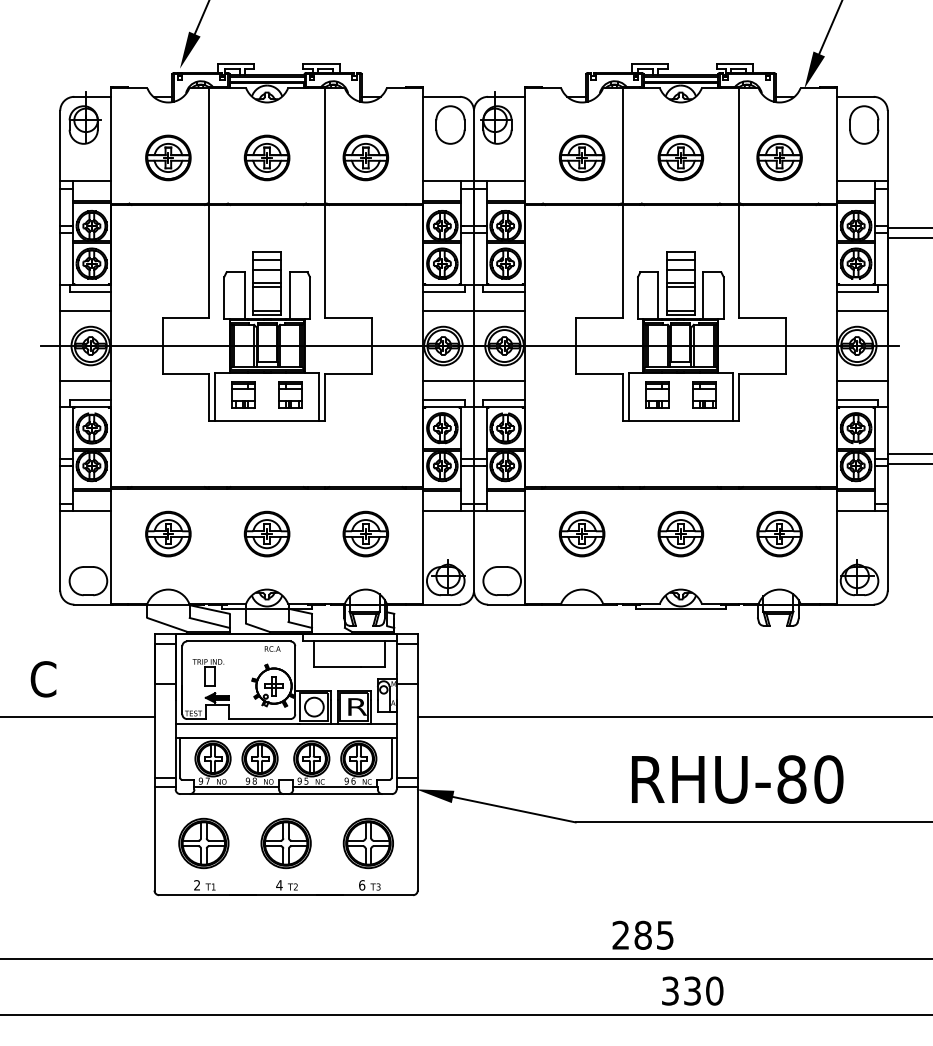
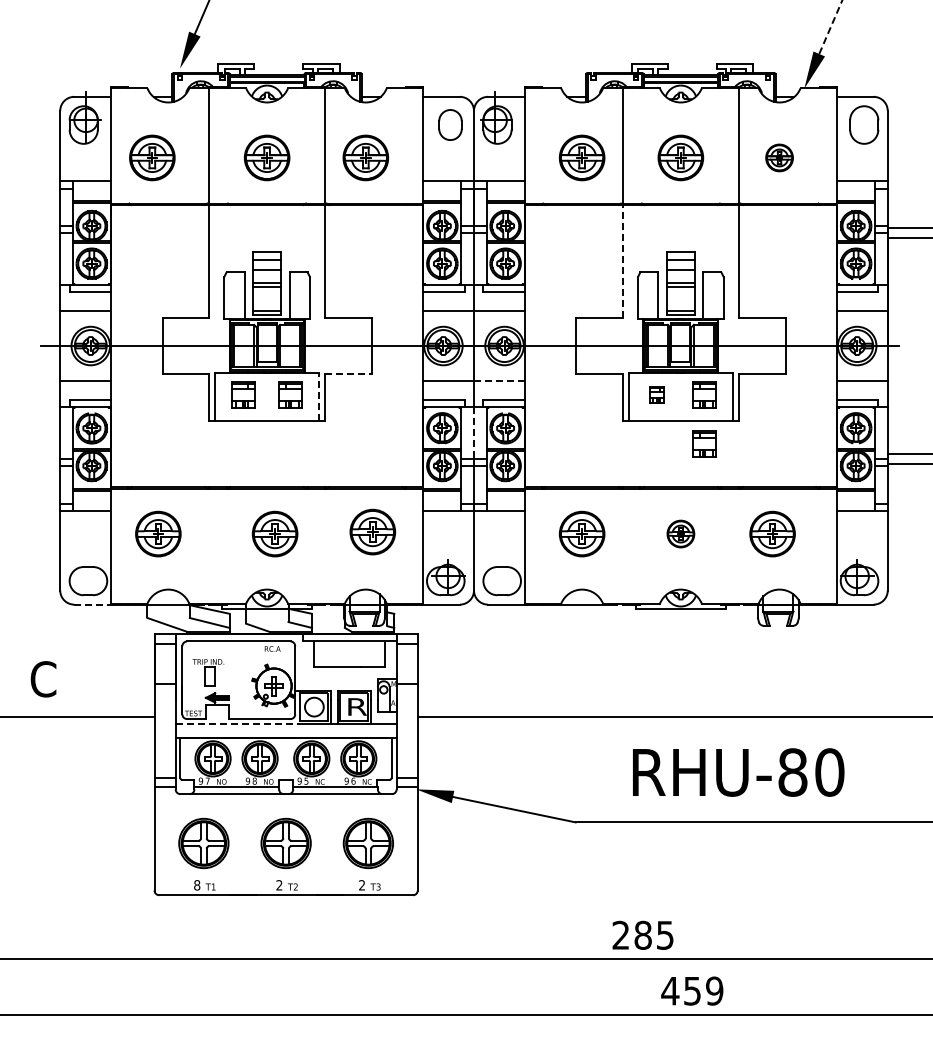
line: solid -> dashed (831, 26)
part size: 31x40 px -> 25x32 px (450, 124)
part position: (168, 157) -> (152, 157) (152, 157)
part size: 47x48 px -> 29x30 px (779, 157)
line: solid -> dashed (622, 260)
line: solid -> dashed (348, 374)
line: solid -> dashed (499, 381)
part size: 25x28 px -> 16x18 px (656, 394)
line: solid -> dashed (319, 396)
line: solid -> dashed (473, 433)
part: none -> present (704, 443)
part position: (168, 533) -> (158, 533) (158, 533)
part position: (266, 533) -> (274, 533) (274, 533)
part position: (365, 533) -> (372, 531) (372, 531)
part size: 48x48 px -> 30x30 px (680, 533)
part position: (779, 533) -> (772, 533) (772, 533)
line: solid -> dashed (93, 604)
line: solid -> dashed (238, 723)
text position: (737, 779) -> (738, 772) (738, 772)
text: 2 -> 8 (197, 885)
text: 4 -> 2 (279, 885)
text: 6 -> 2 (362, 885)
text: 330 -> 459 (692, 990)
